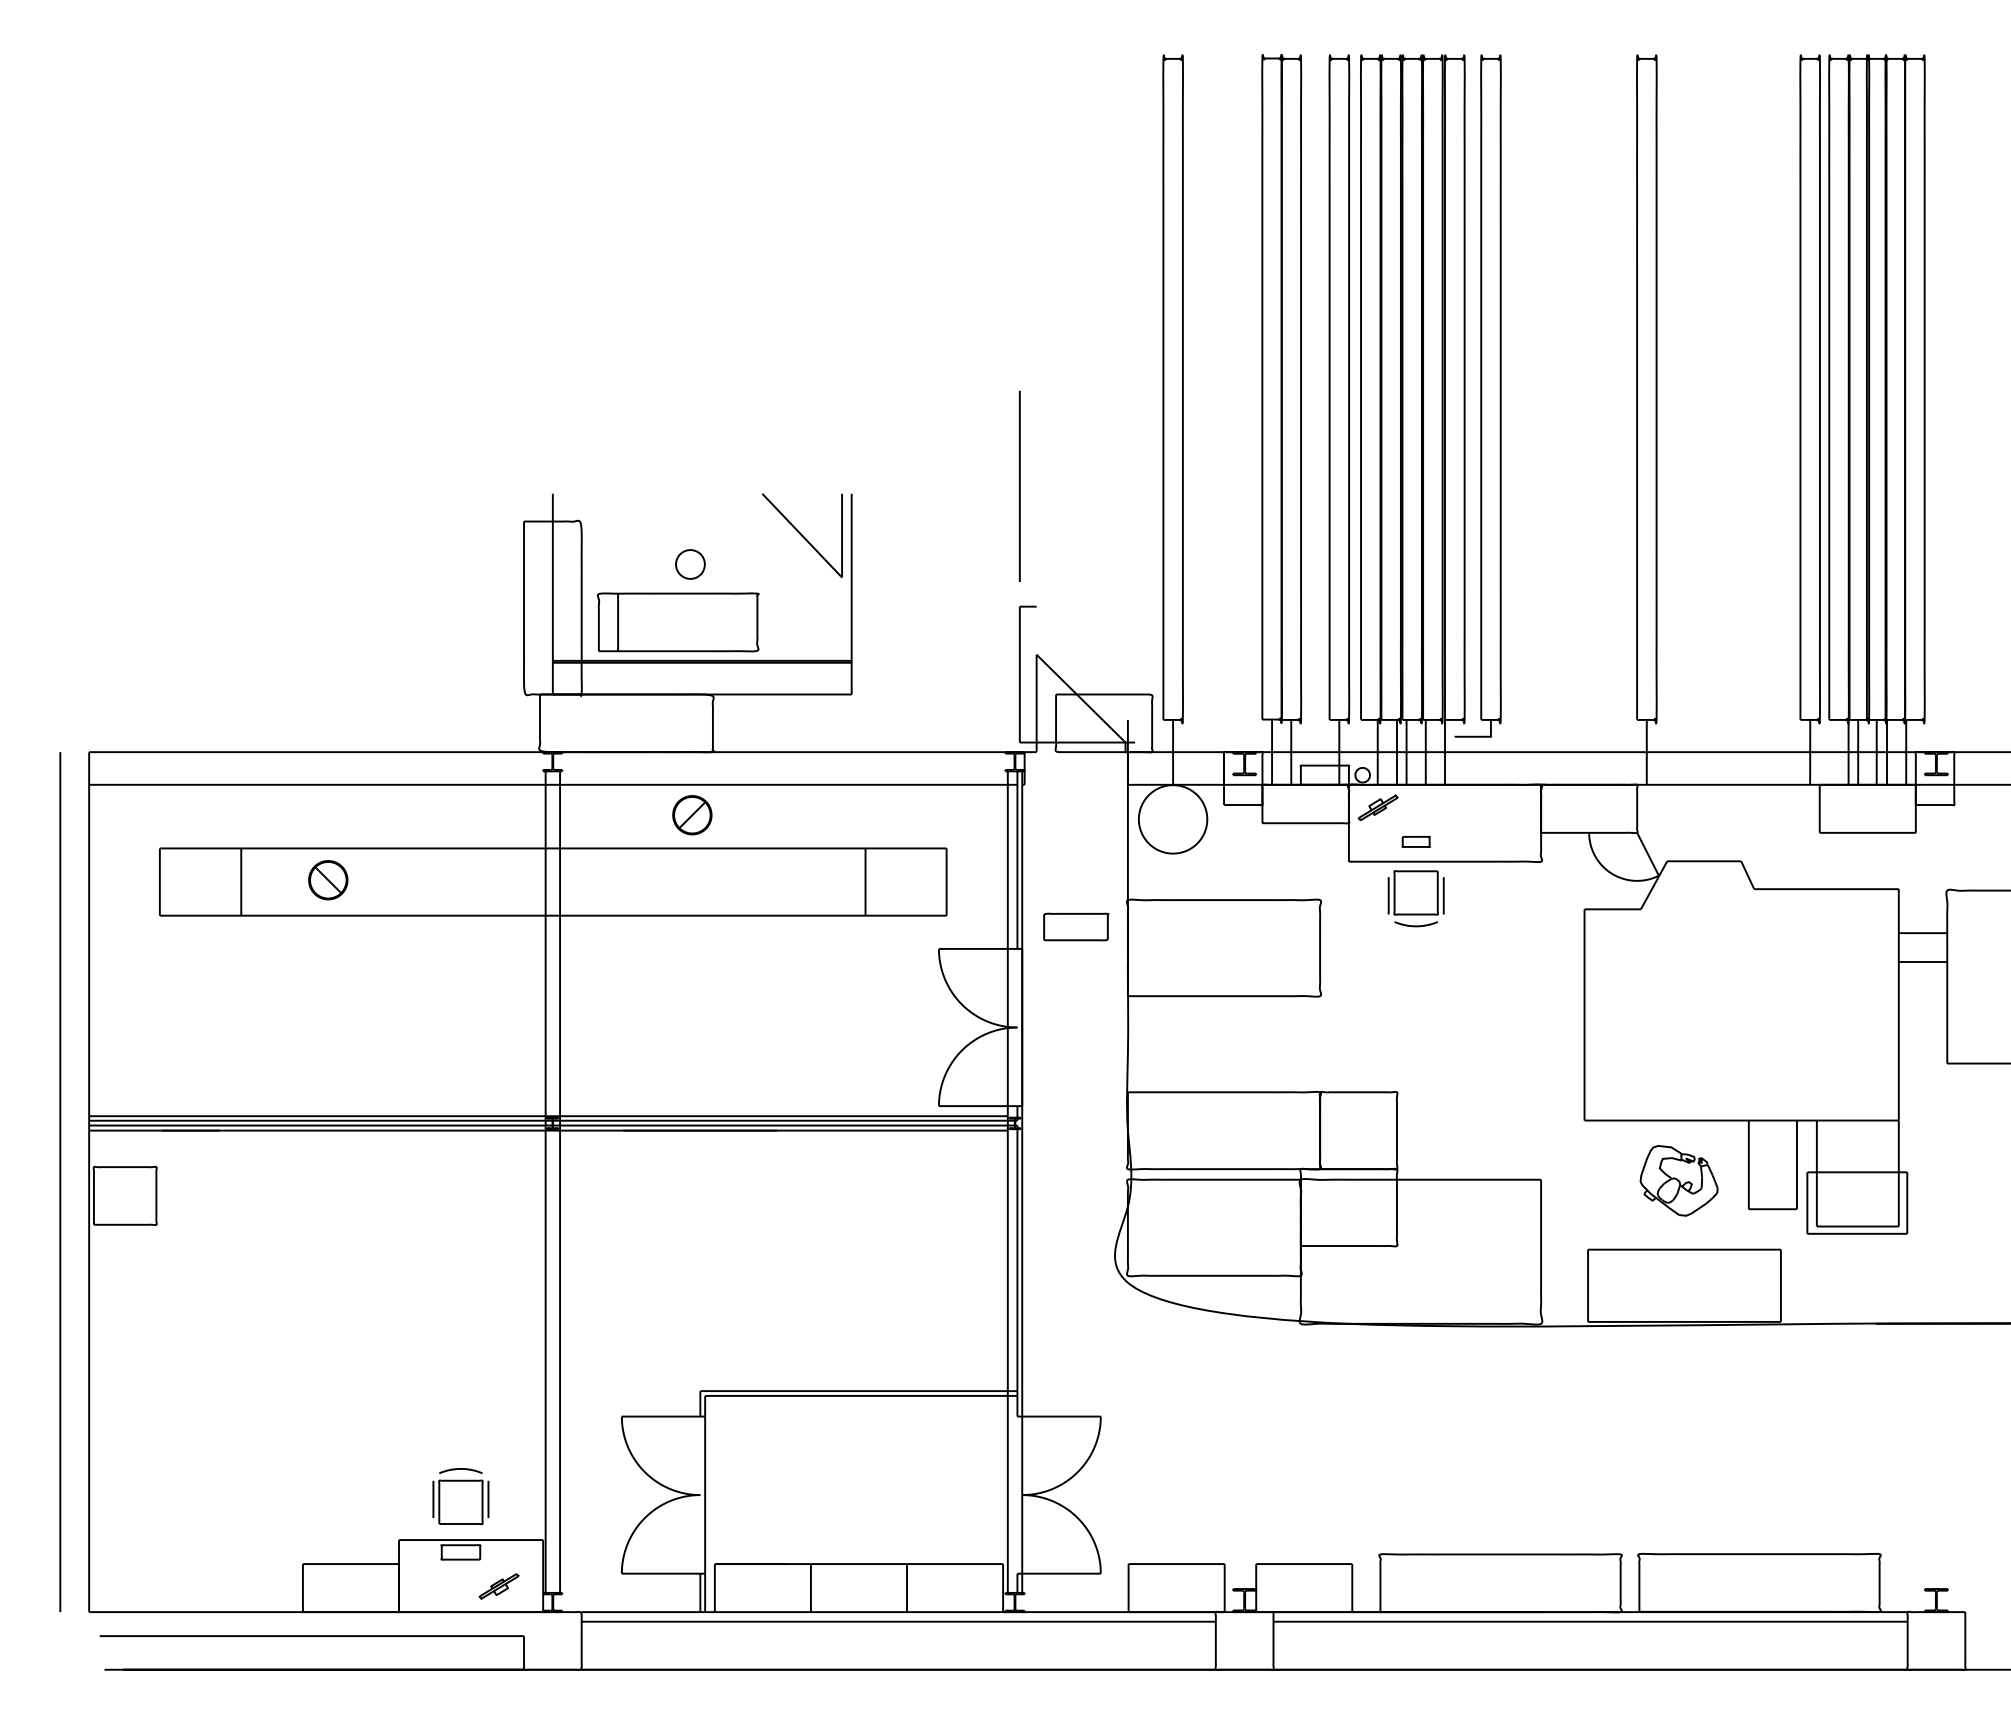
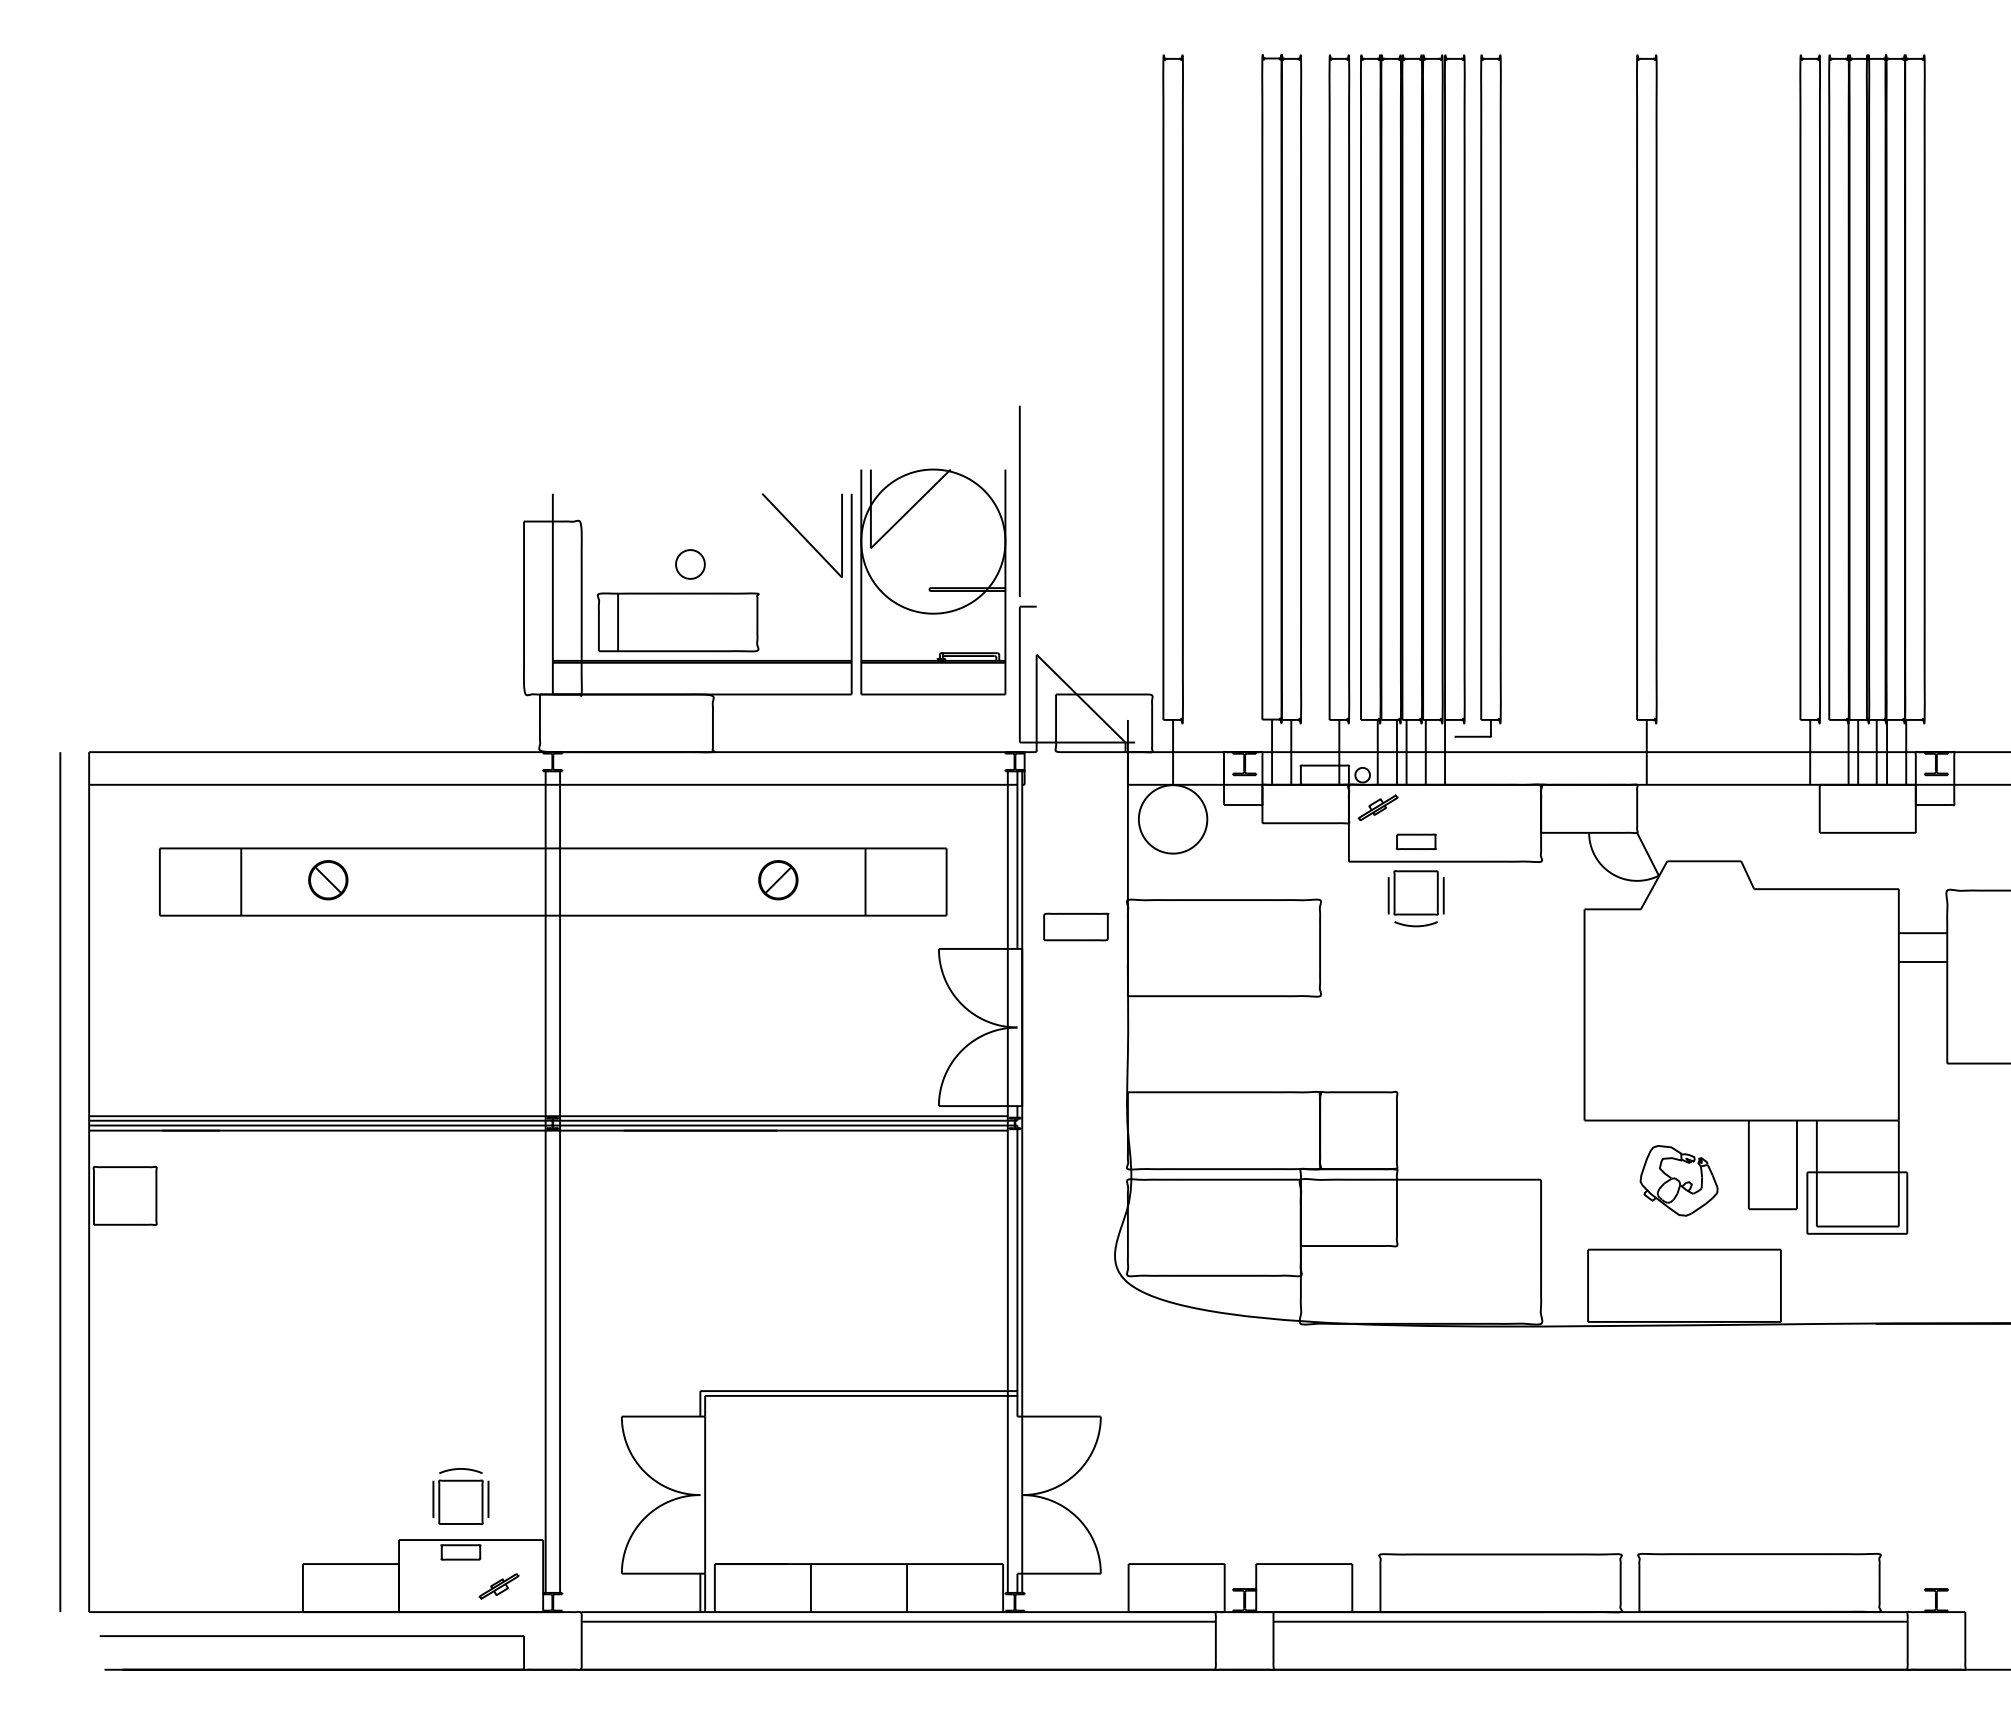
line position: (1019, 485) -> (1019, 500) (1019, 500)
part: none -> present (933, 581)
part position: (692, 815) -> (778, 880) (778, 880)
part size: 31x13 px -> 42x18 px (1415, 841)
